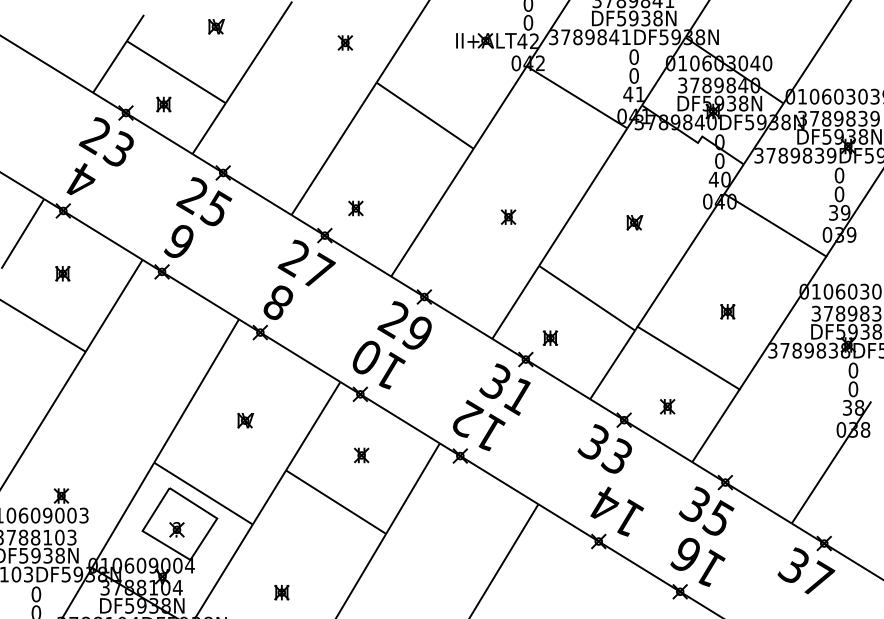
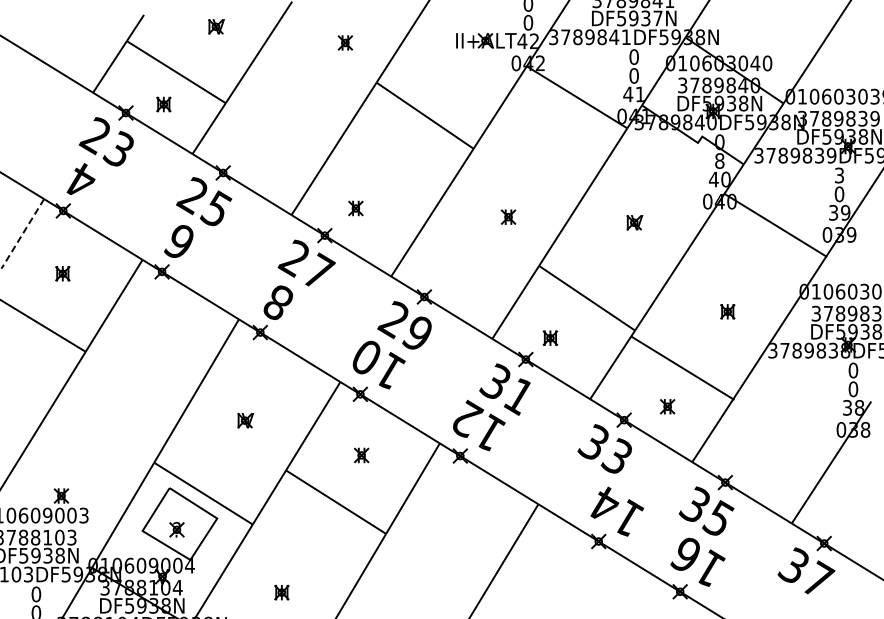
text: DF5938N -> DF5937N (657, 18)
text: 0 -> 8 (719, 160)
text: 0 -> 3 (839, 175)
line: solid -> dashed (22, 233)
line position: (688, 357) -> (682, 367) (682, 367)
